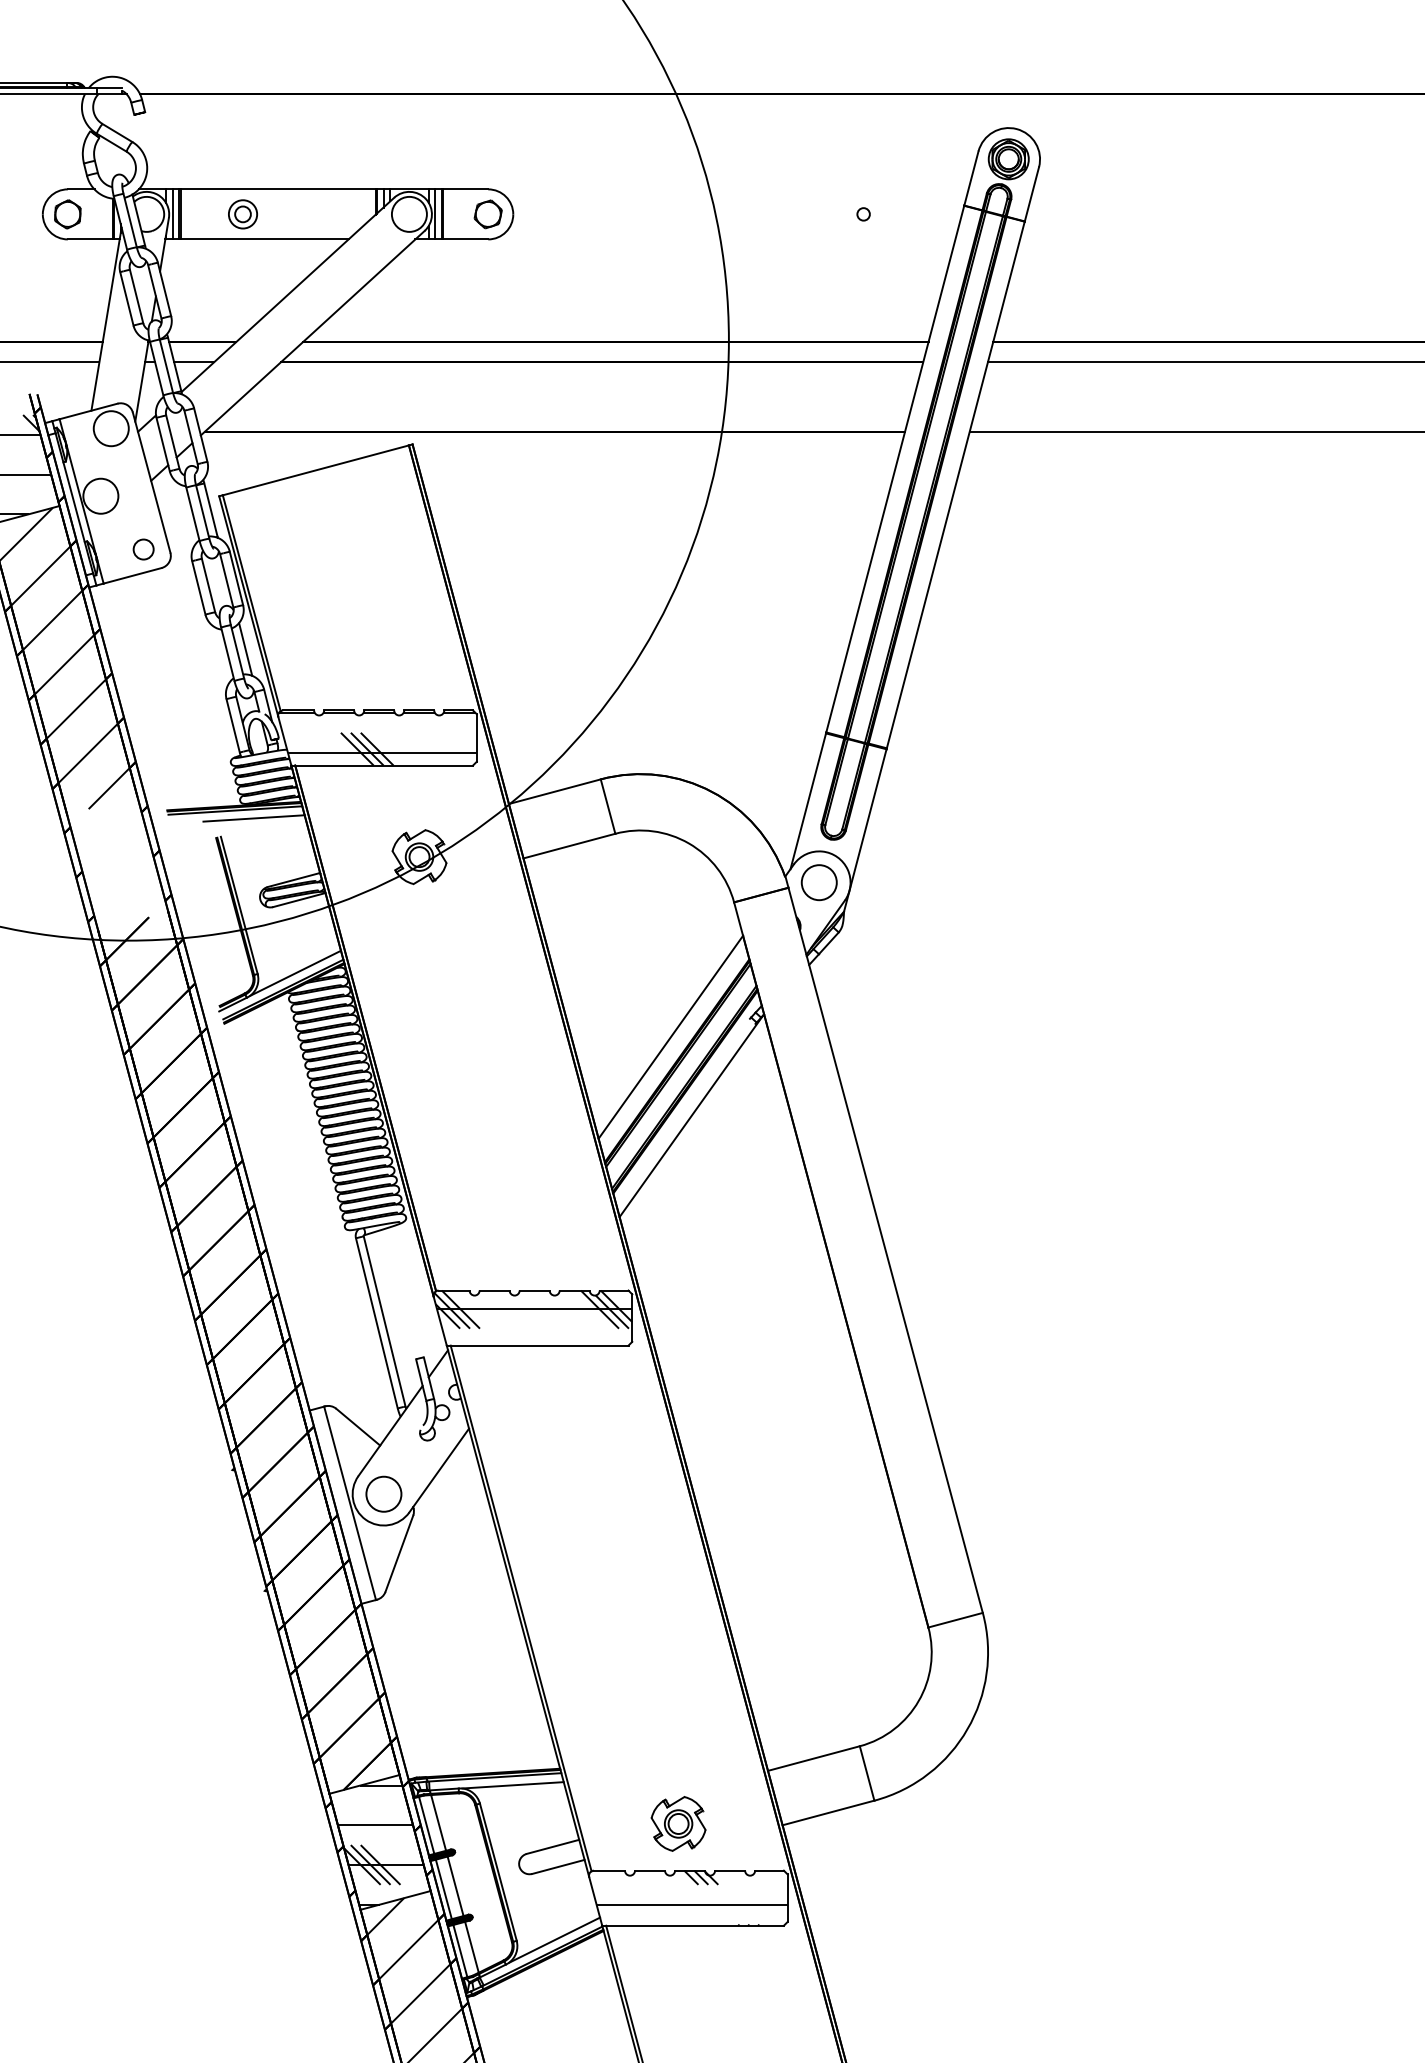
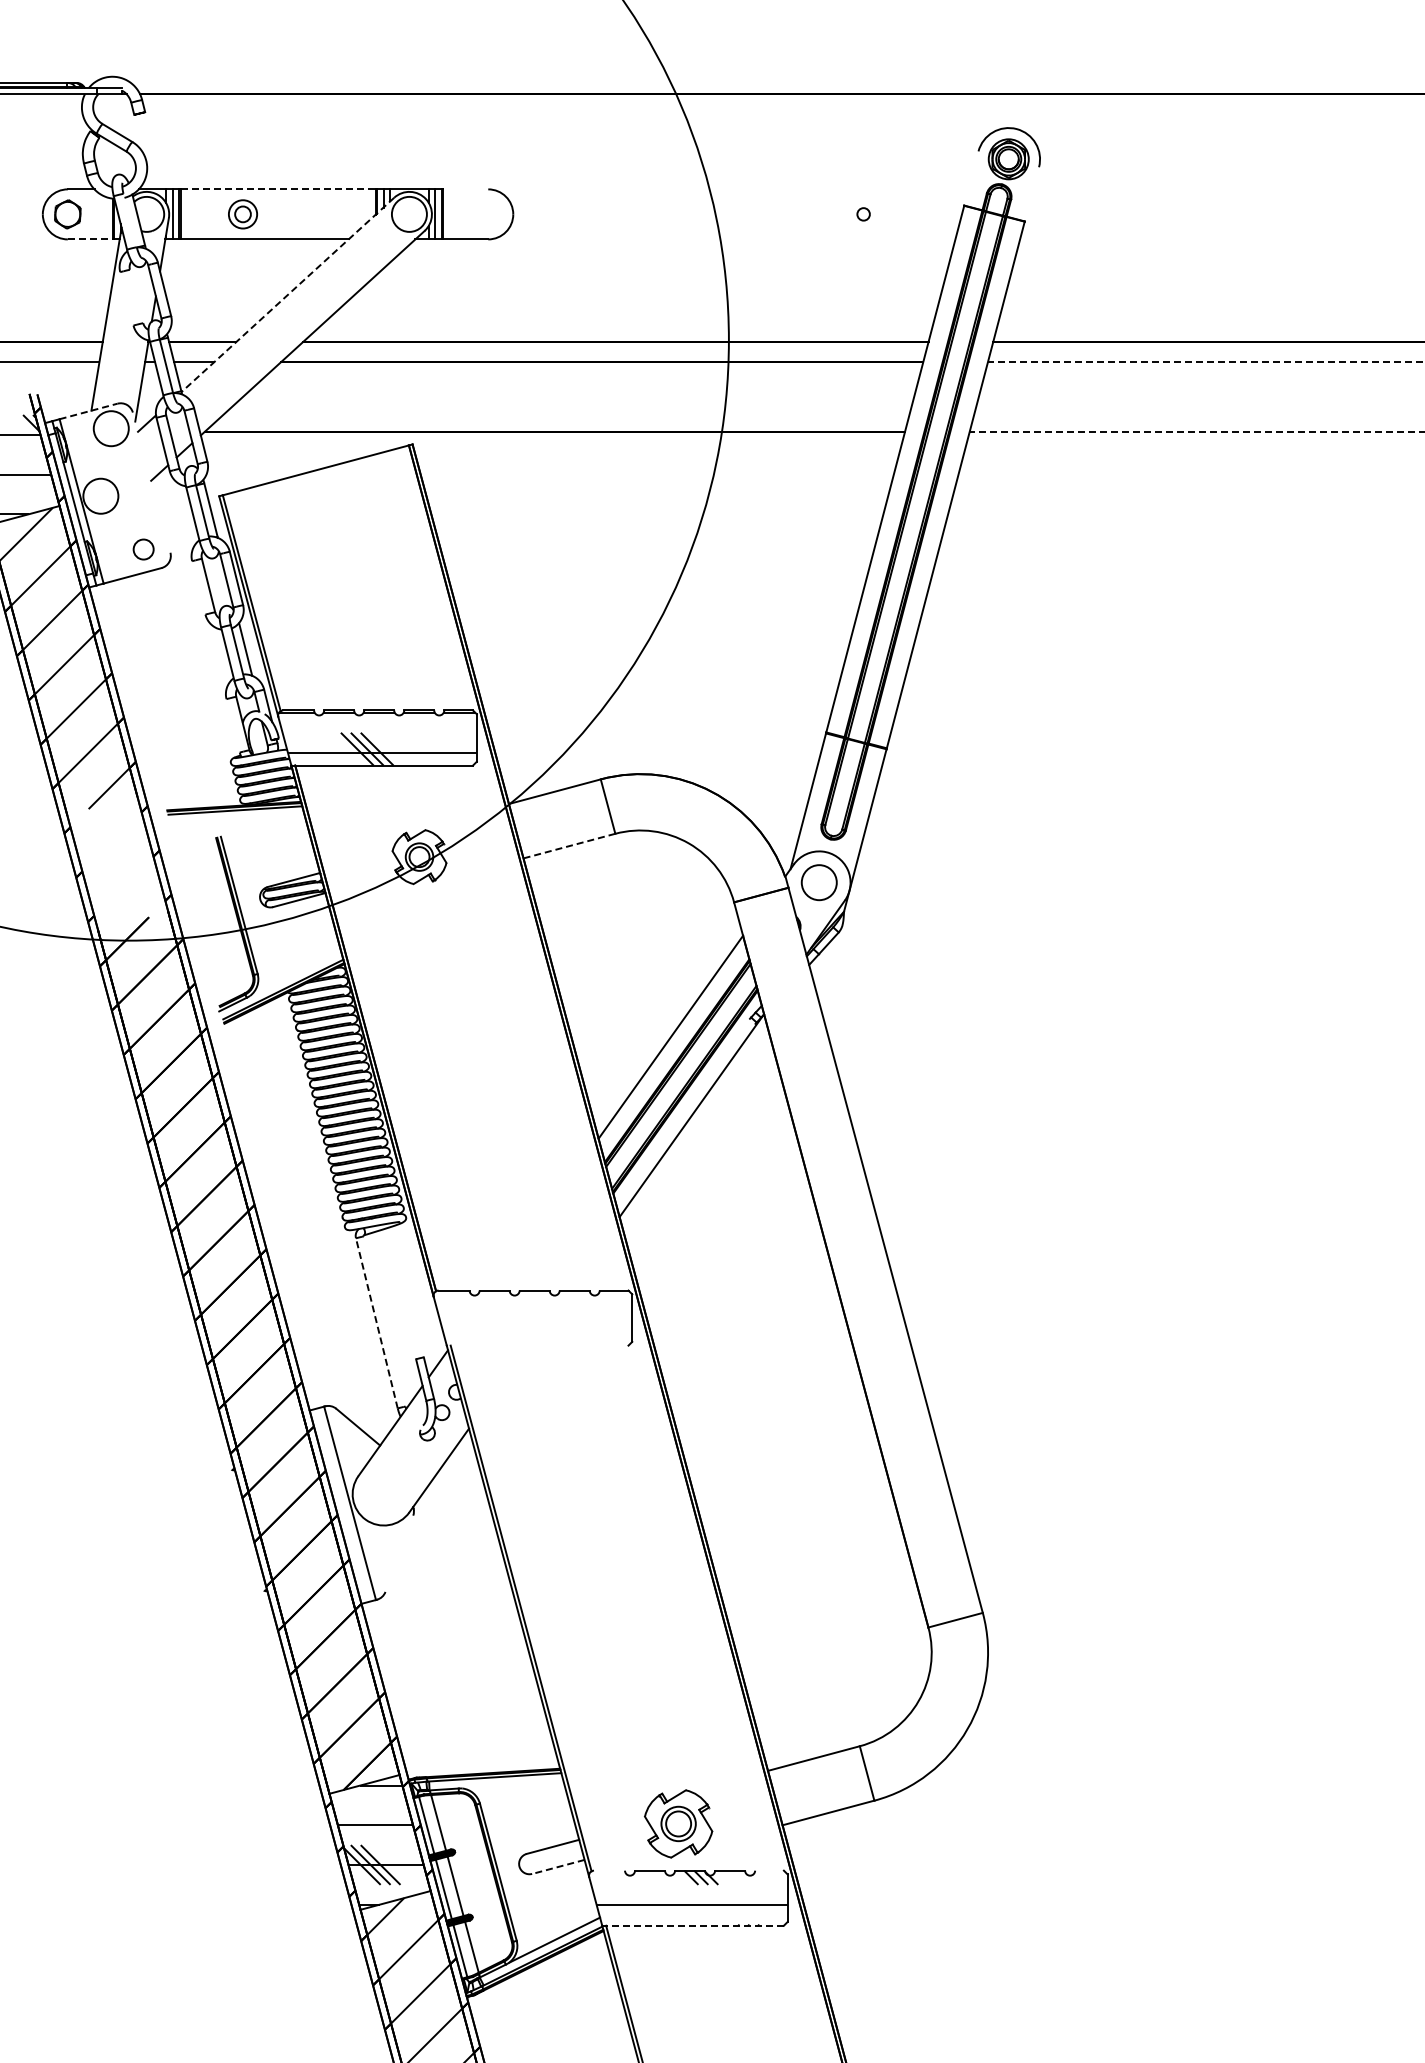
line: present -> none (971, 178)
line: solid -> dashed (278, 189)
line: present -> none (465, 189)
line: present -> none (1031, 194)
part: present -> none (487, 214)
line: present -> none (129, 220)
line: solid -> dashed (90, 239)
line: solid -> dashed (287, 295)
line: present -> none (136, 296)
line: present -> none (126, 298)
line: solid -> dashed (1205, 362)
line: solid -> dashed (88, 411)
line: solid -> dashed (1196, 432)
line: present -> none (151, 482)
line: present -> none (198, 587)
line: present -> none (232, 725)
line: present -> none (253, 818)
line: solid -> dashed (569, 846)
line: present -> none (295, 972)
hatch: present -> none (533, 1309)
line: present -> none (384, 1321)
line: solid -> dashed (376, 1323)
line: present -> none (537, 1345)
circle: present -> none (383, 1493)
line: present -> none (399, 1553)
line: present -> none (512, 1785)
part size: 57x56 px -> 71x70 px (678, 1823)
line: solid -> dashed (557, 1867)
line: present -> none (609, 1870)
line: present -> none (769, 1870)
line: solid -> dashed (693, 1925)
